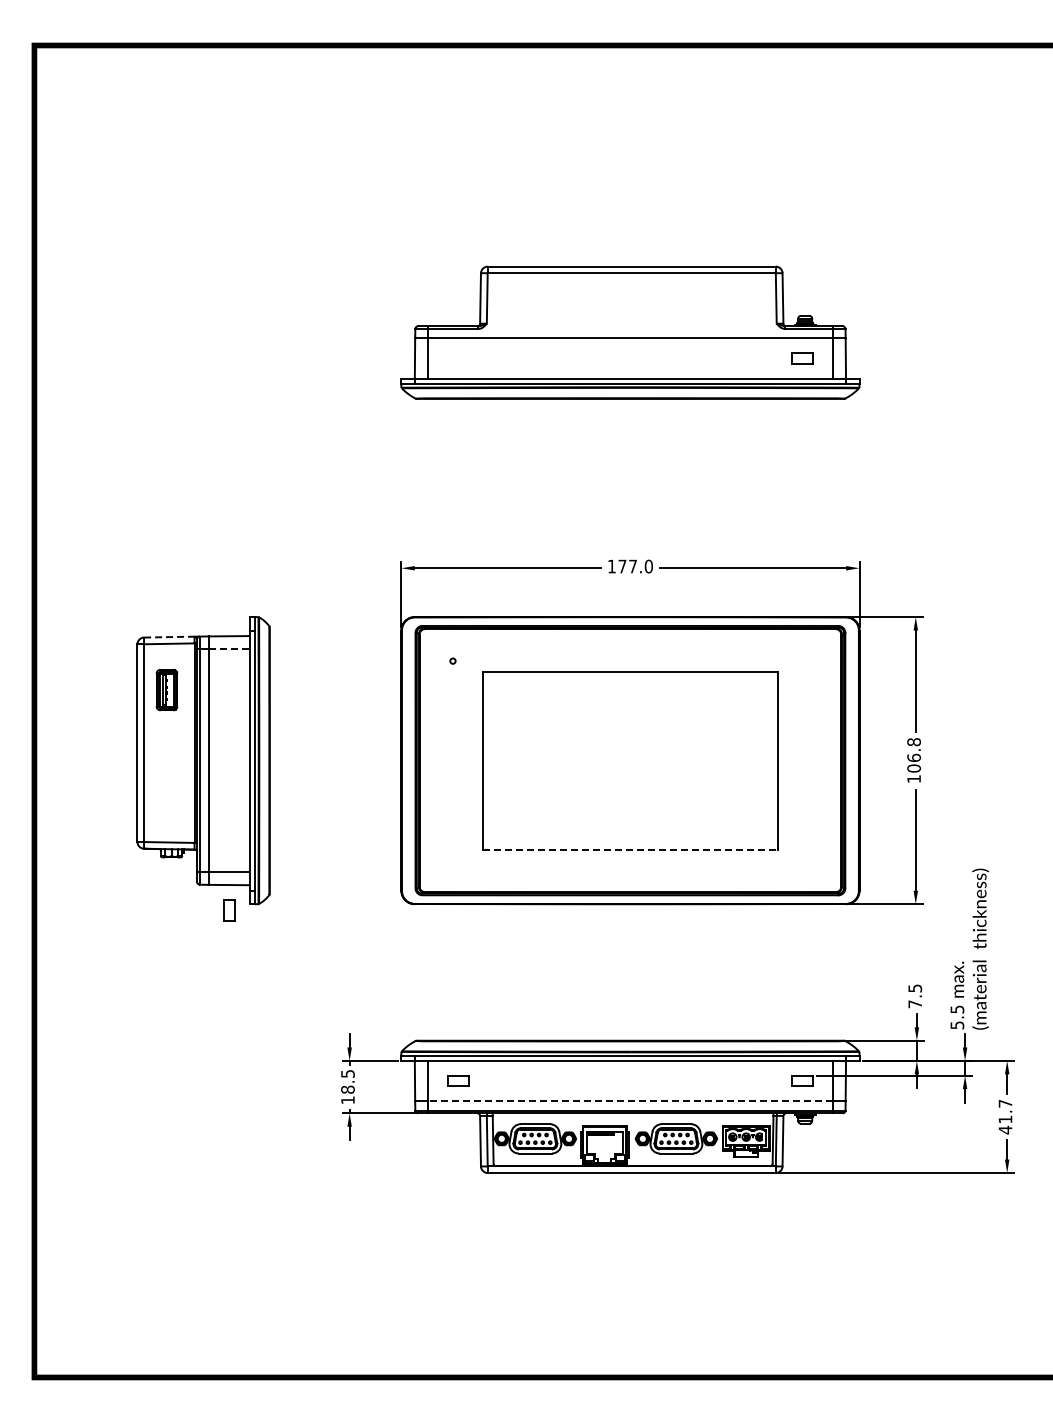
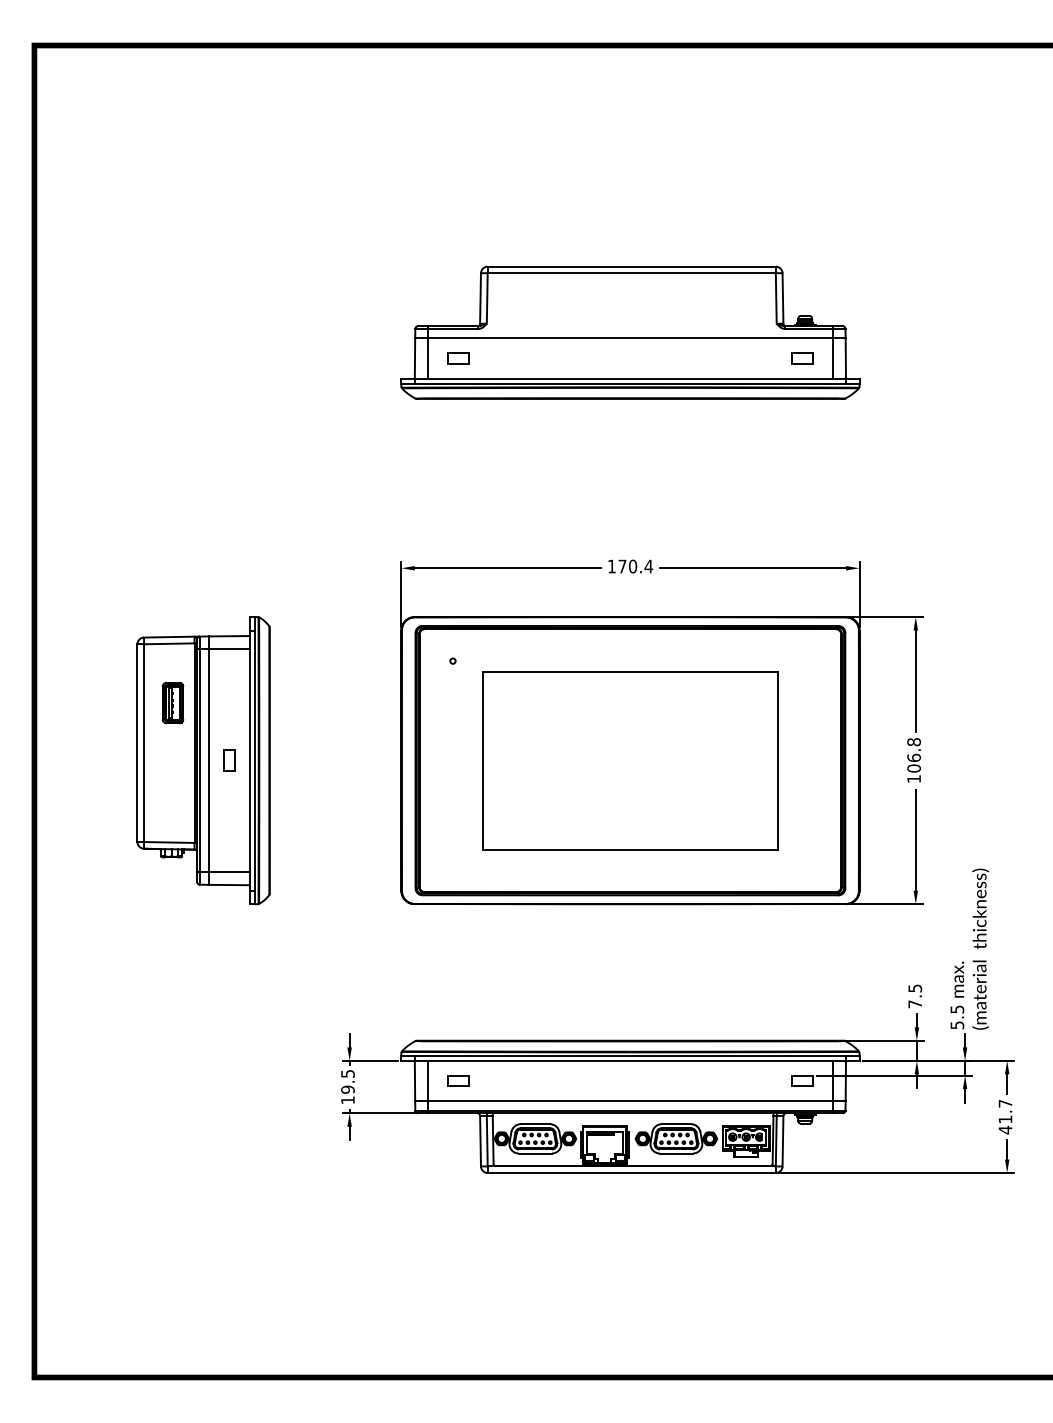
part: none -> present (458, 358)
text: 177.0 -> 170.4 (641, 566)
line: dashed -> solid (169, 637)
line: dashed -> solid (229, 649)
part position: (166, 689) -> (172, 702) (172, 702)
line: dashed -> solid (630, 849)
part position: (229, 910) -> (229, 760) (229, 760)
text: 18.5 -> 19.5 (347, 1089)
line: dashed -> solid (629, 1101)
